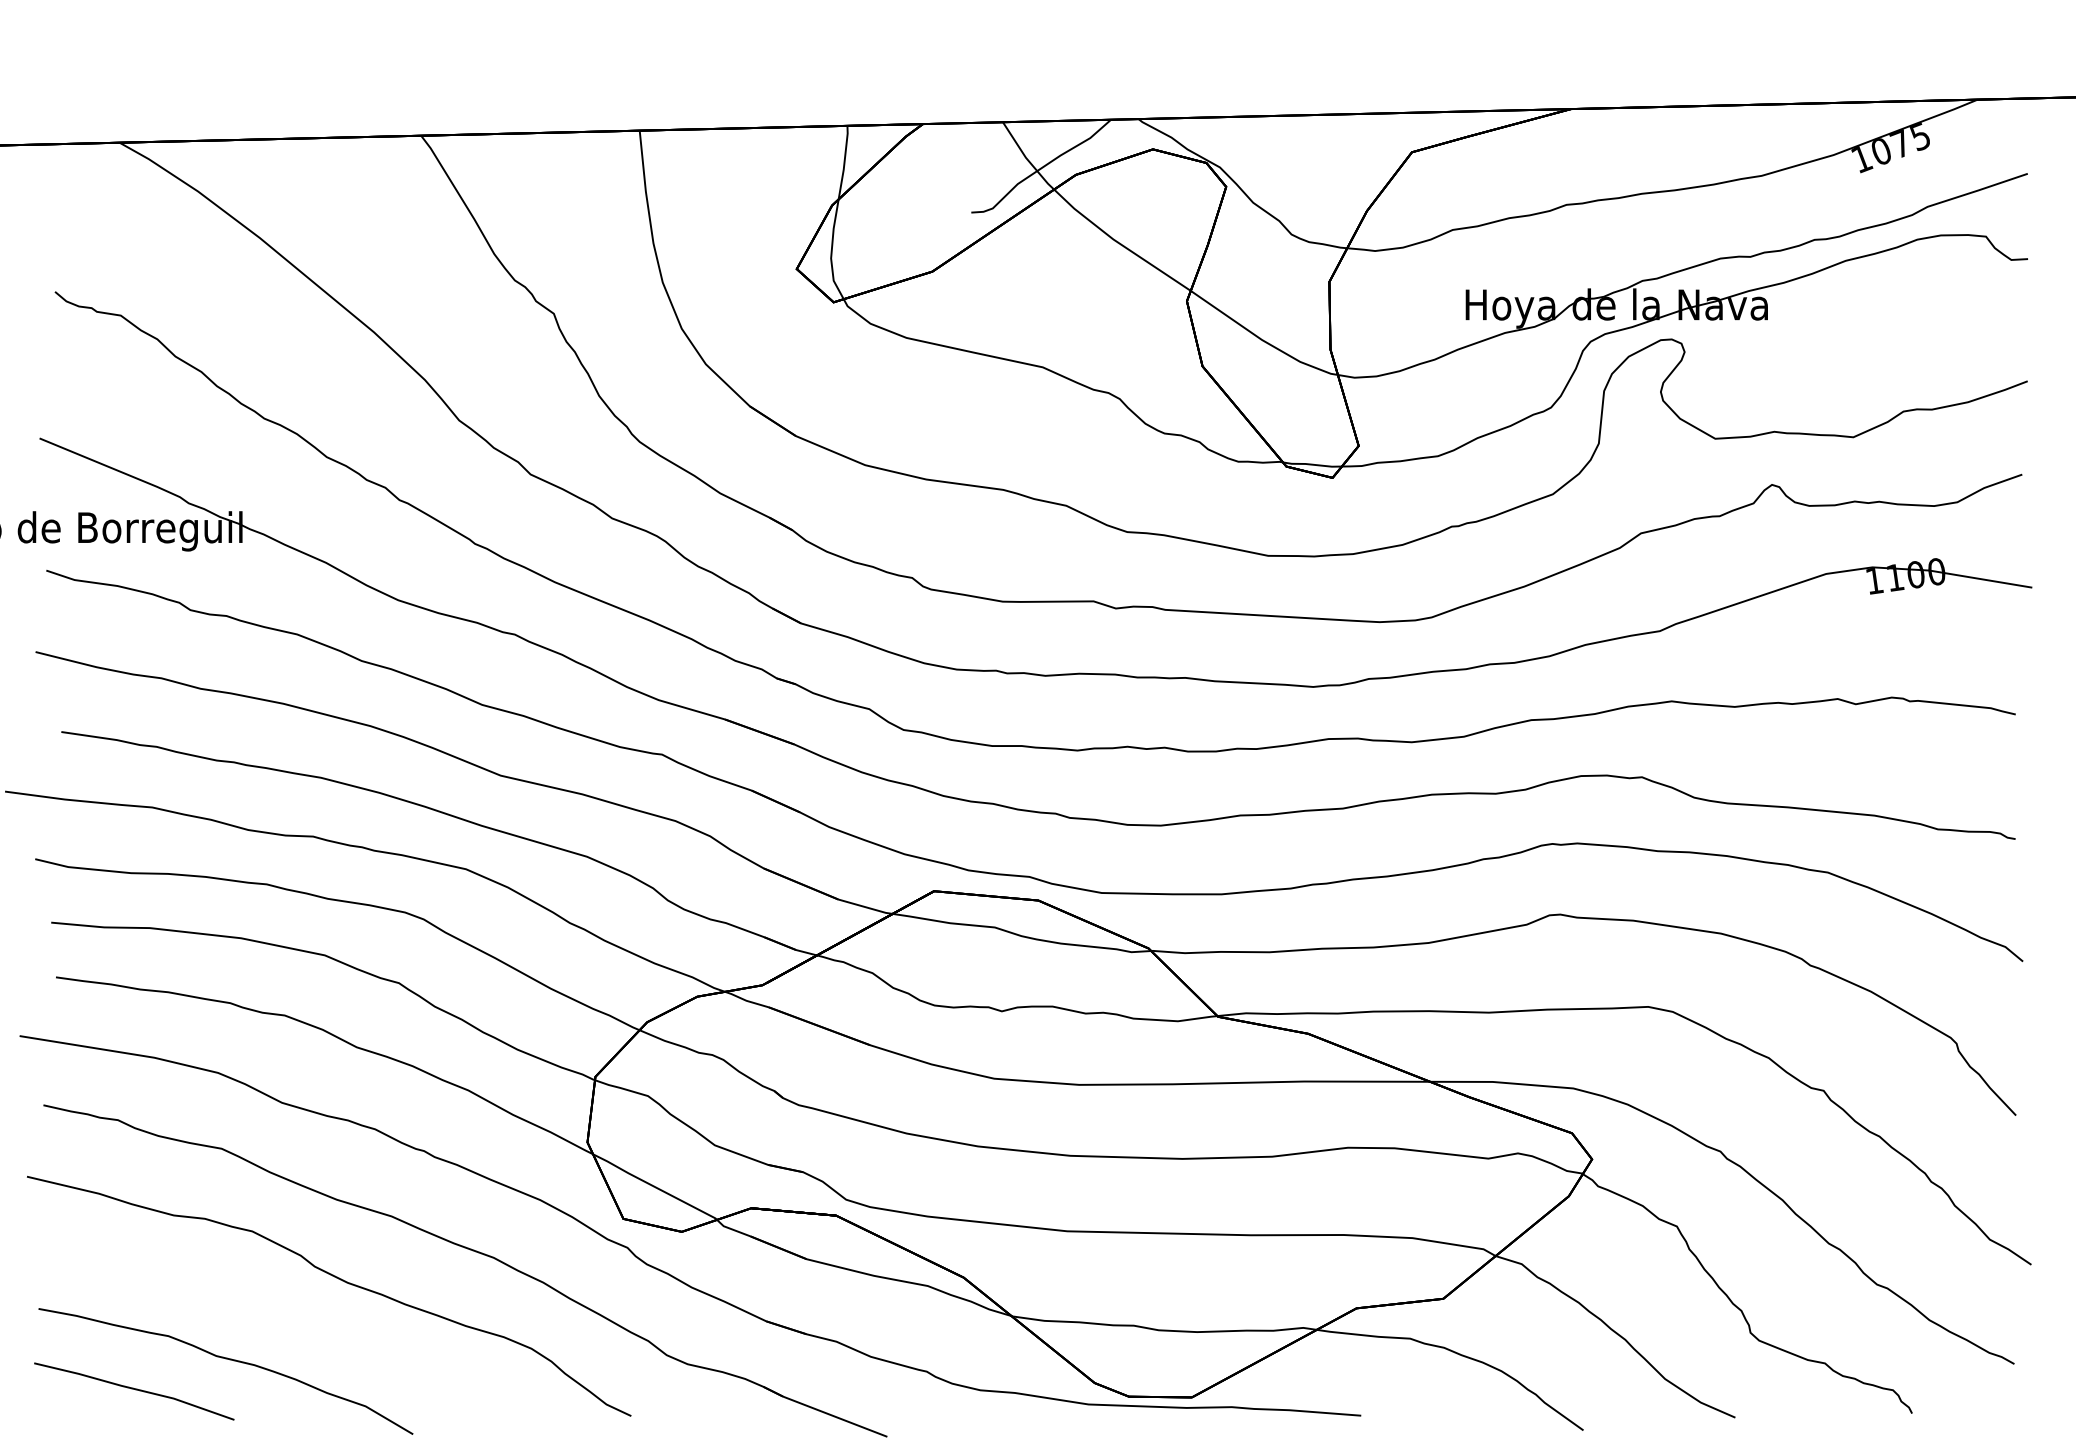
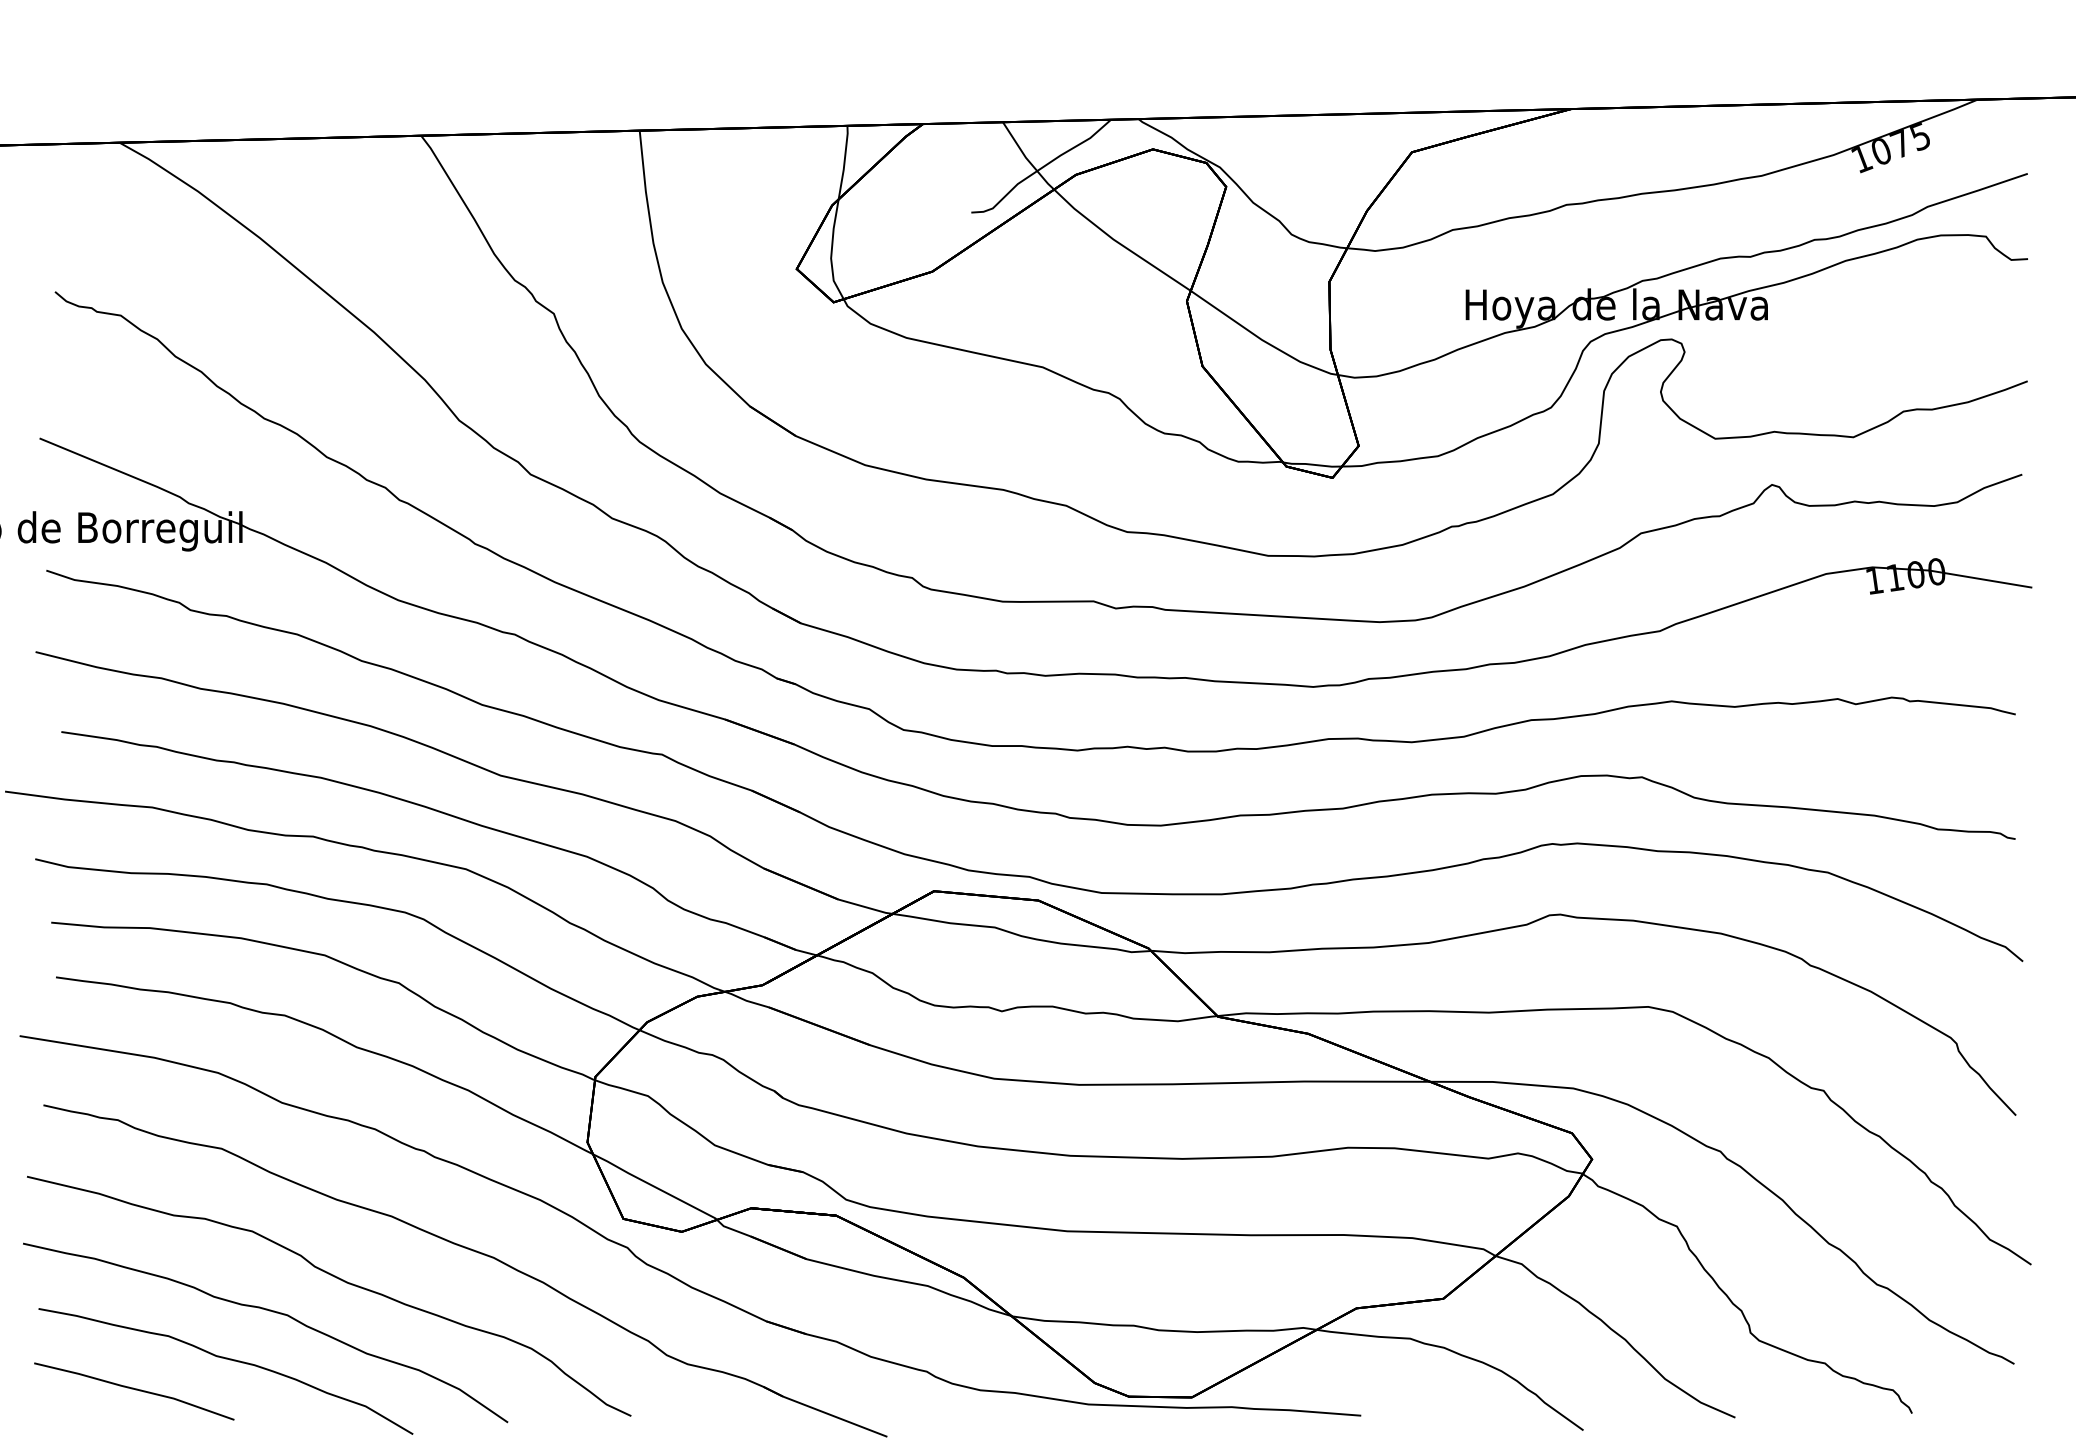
curve: none -> present (272, 1312)
